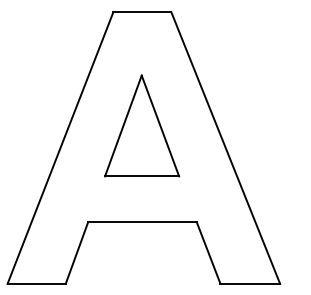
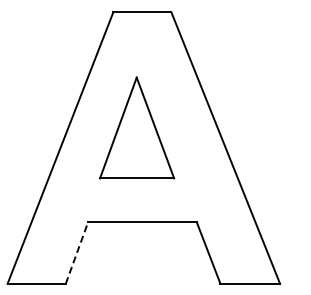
part position: (142, 125) -> (137, 127) (137, 127)
line: solid -> dashed (76, 253)
